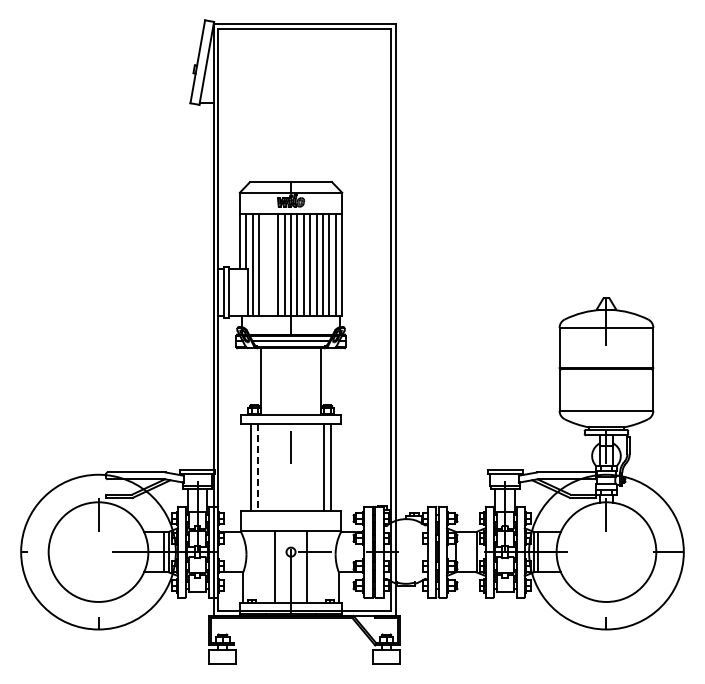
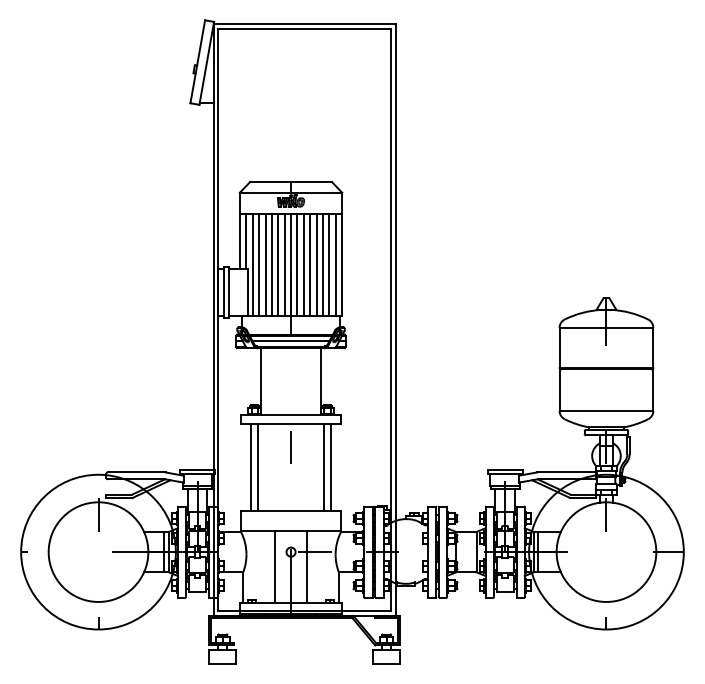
line: none -> present (265, 264)
line: none -> present (271, 264)
line: dashed -> solid (258, 467)
